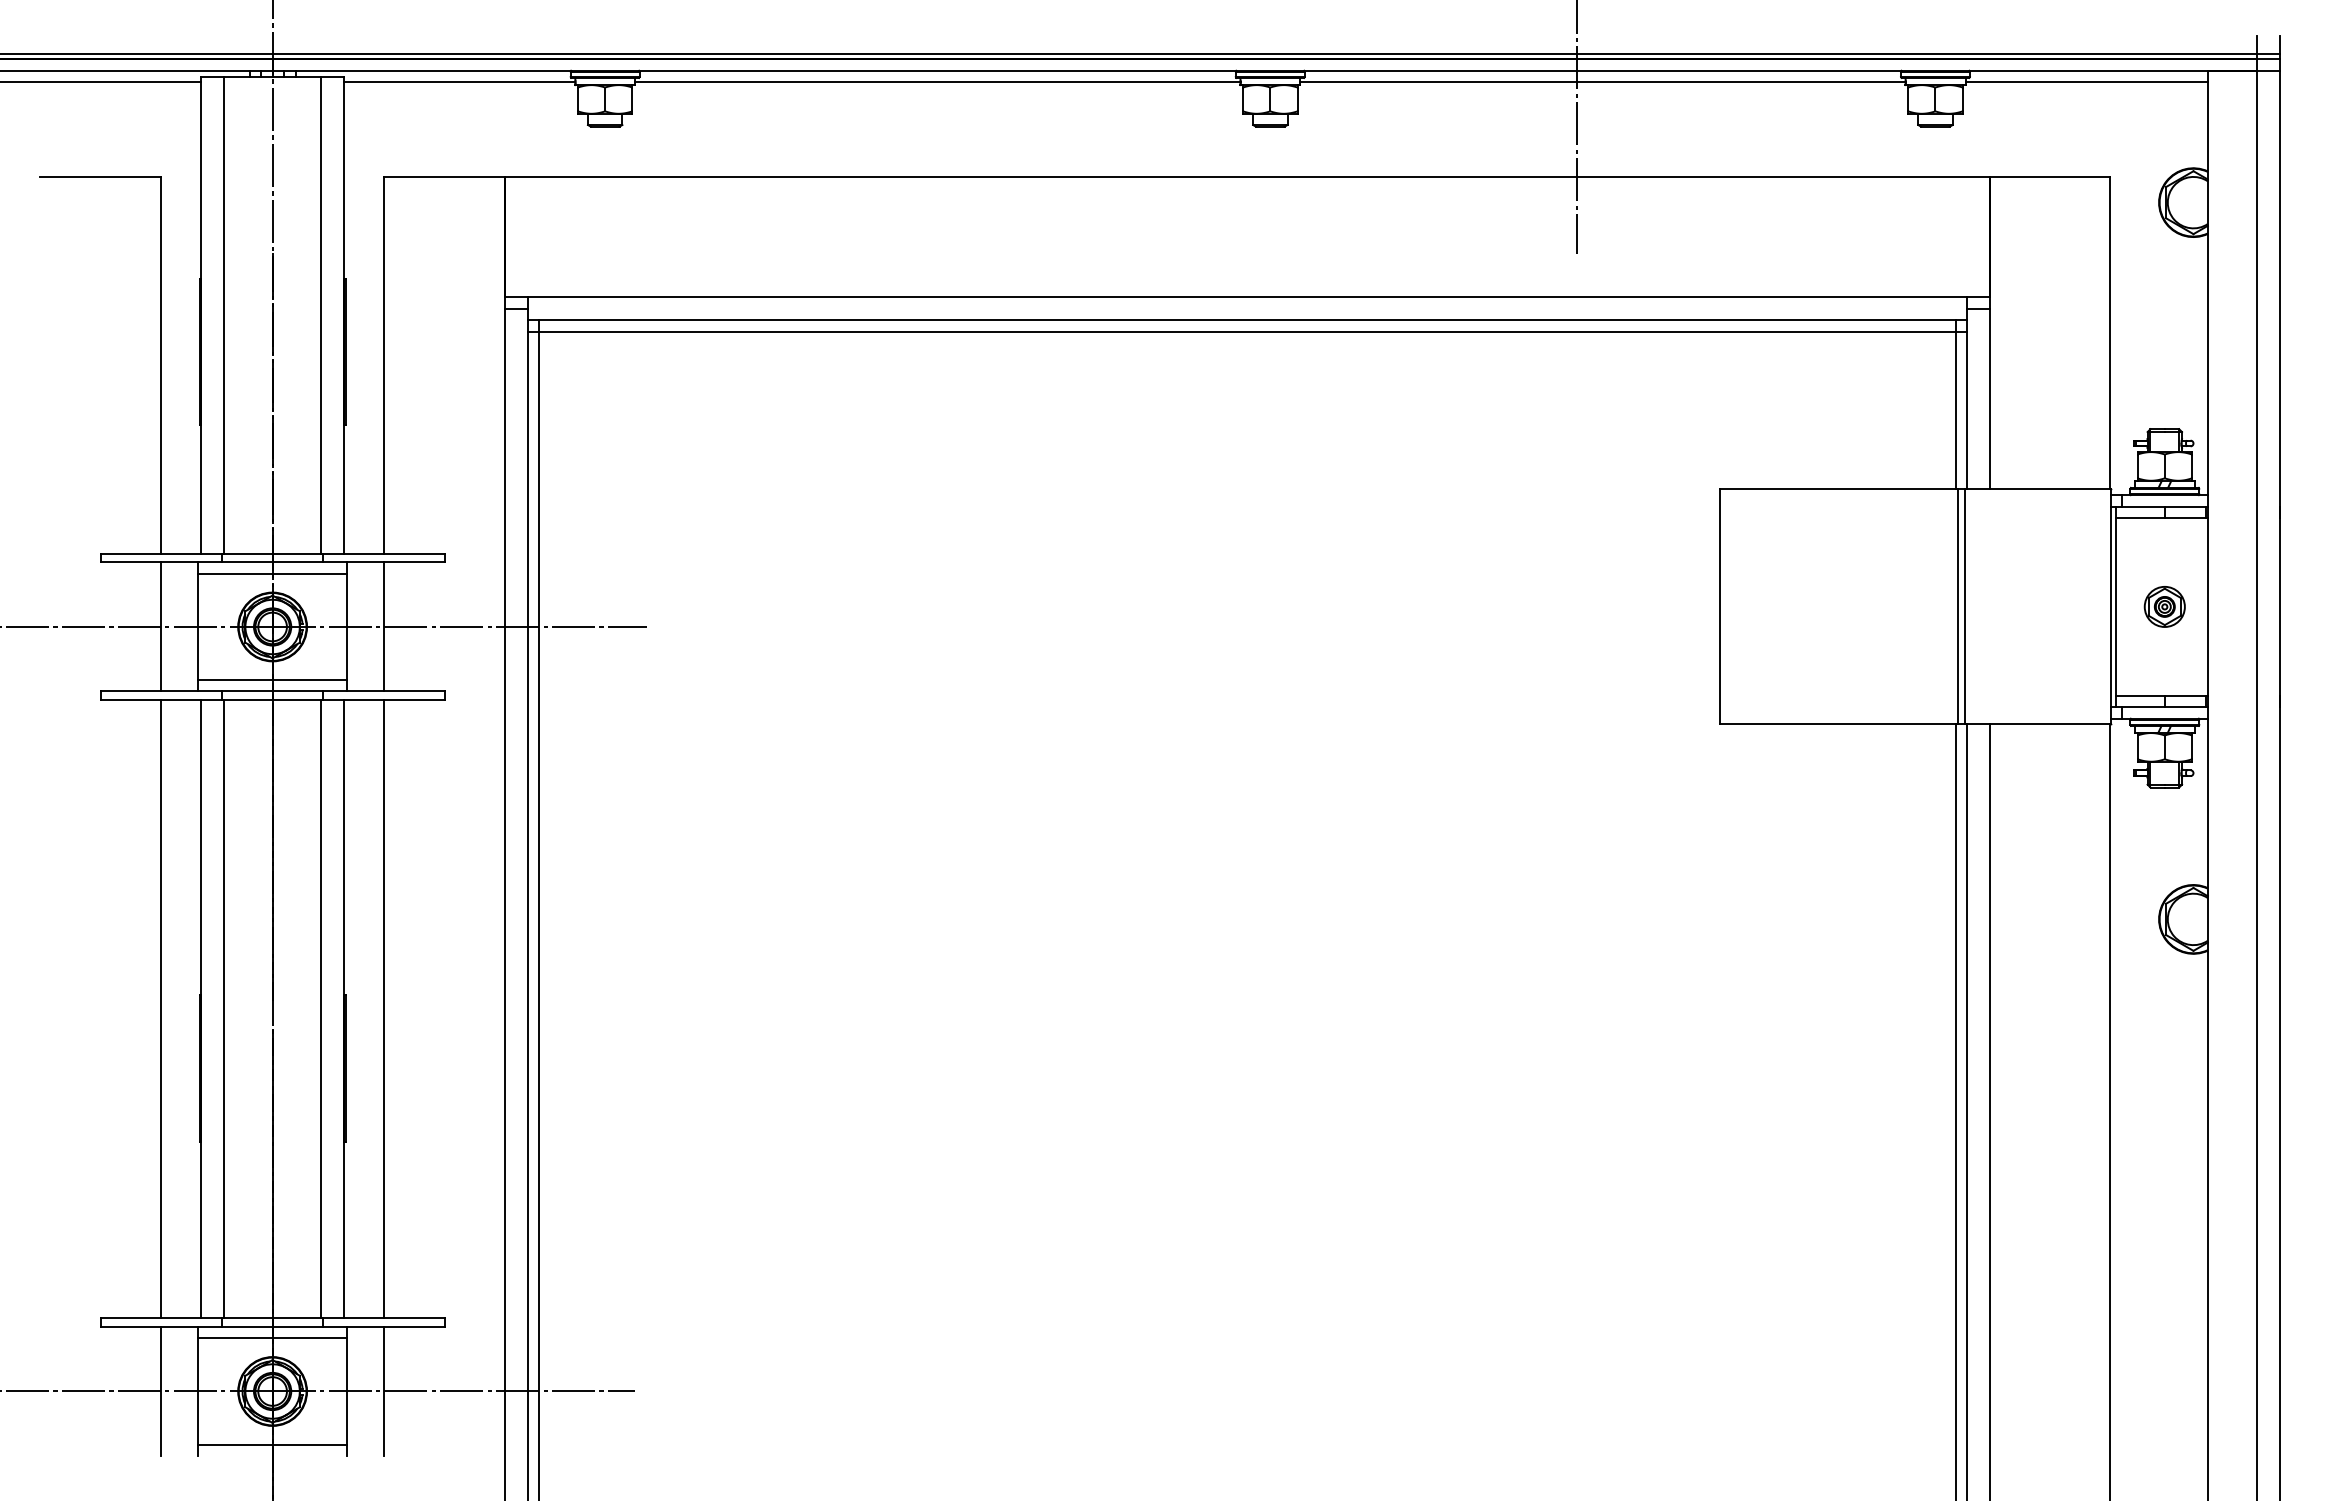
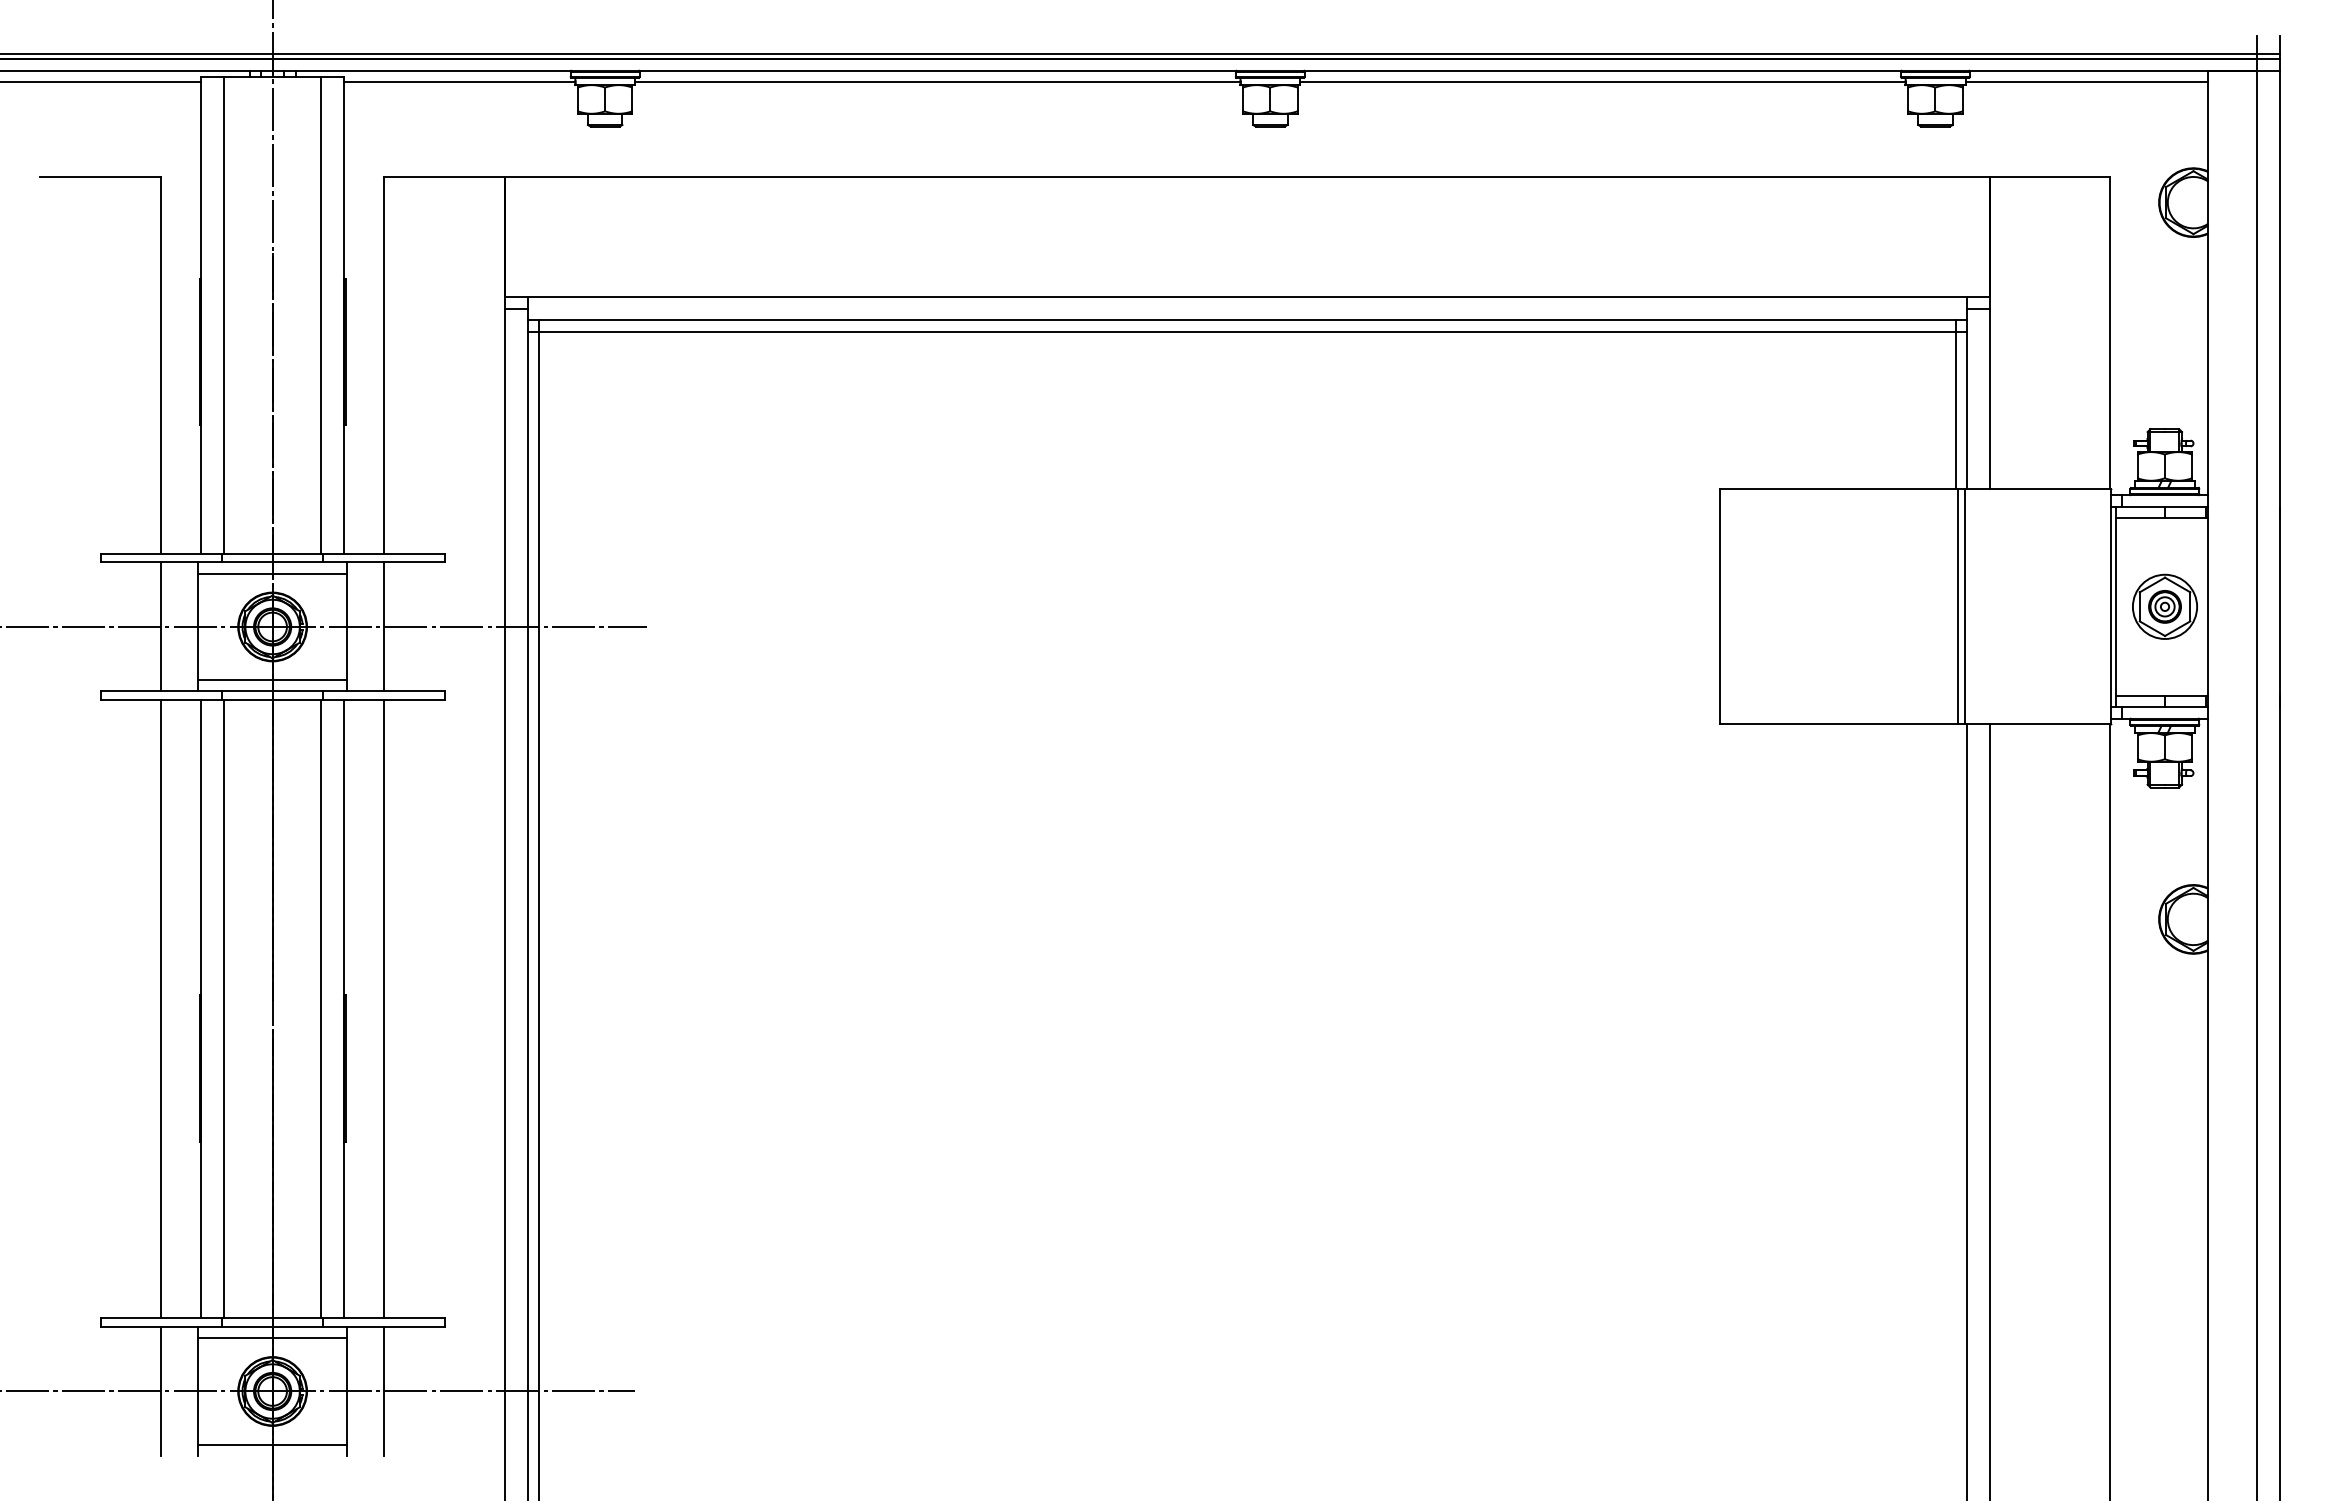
line: present -> none (1577, 128)
part size: 43x42 px -> 66x67 px (2164, 606)
line: present -> none (1955, 1110)
